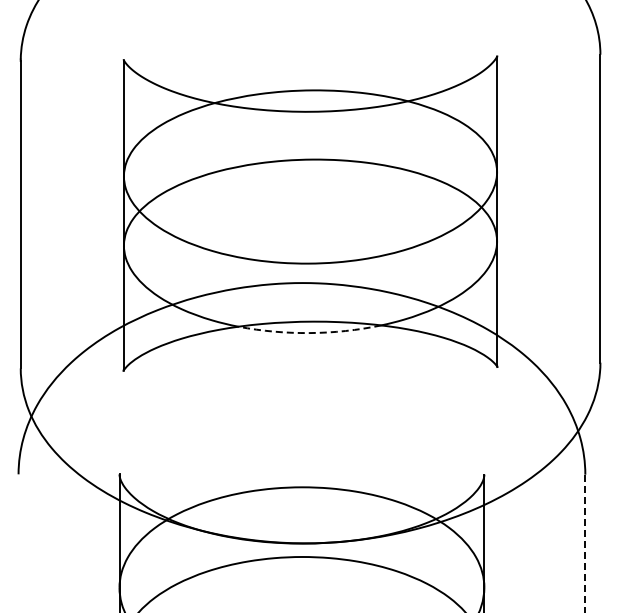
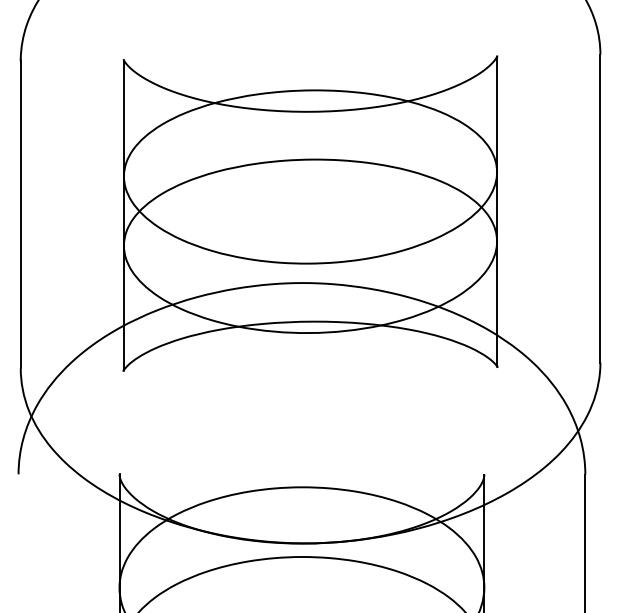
arc: dashed -> solid (309, 333)
line: dashed -> solid (585, 543)
